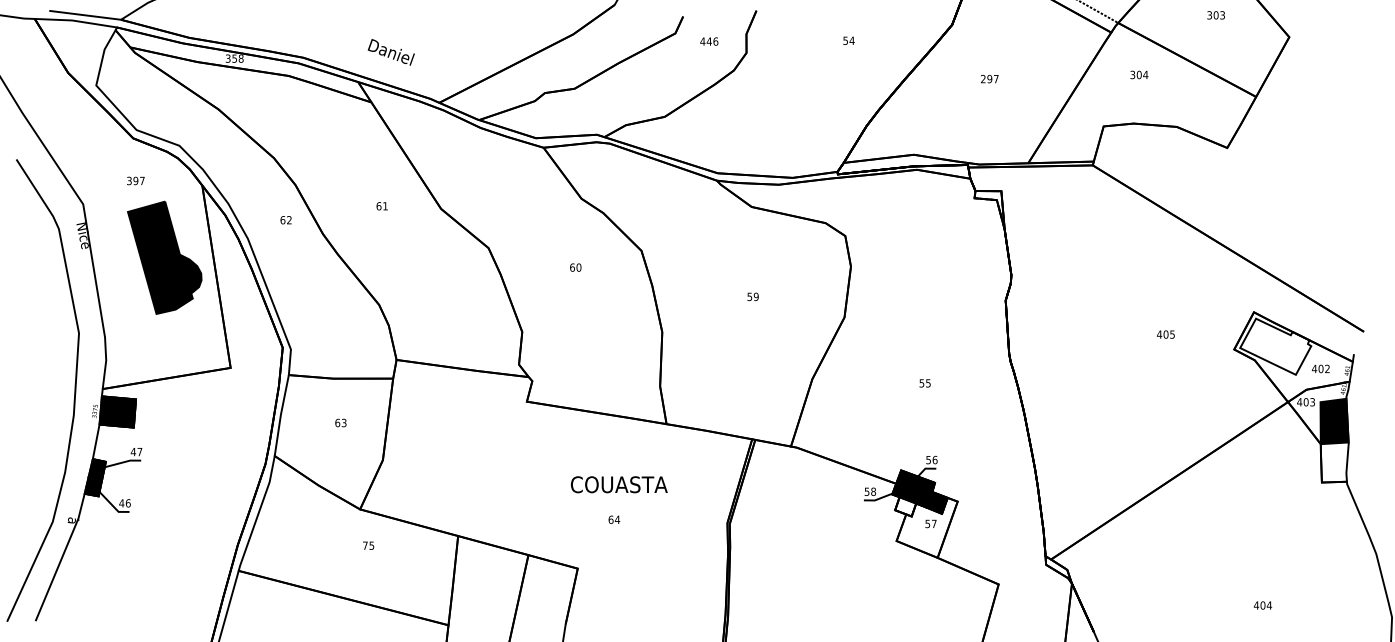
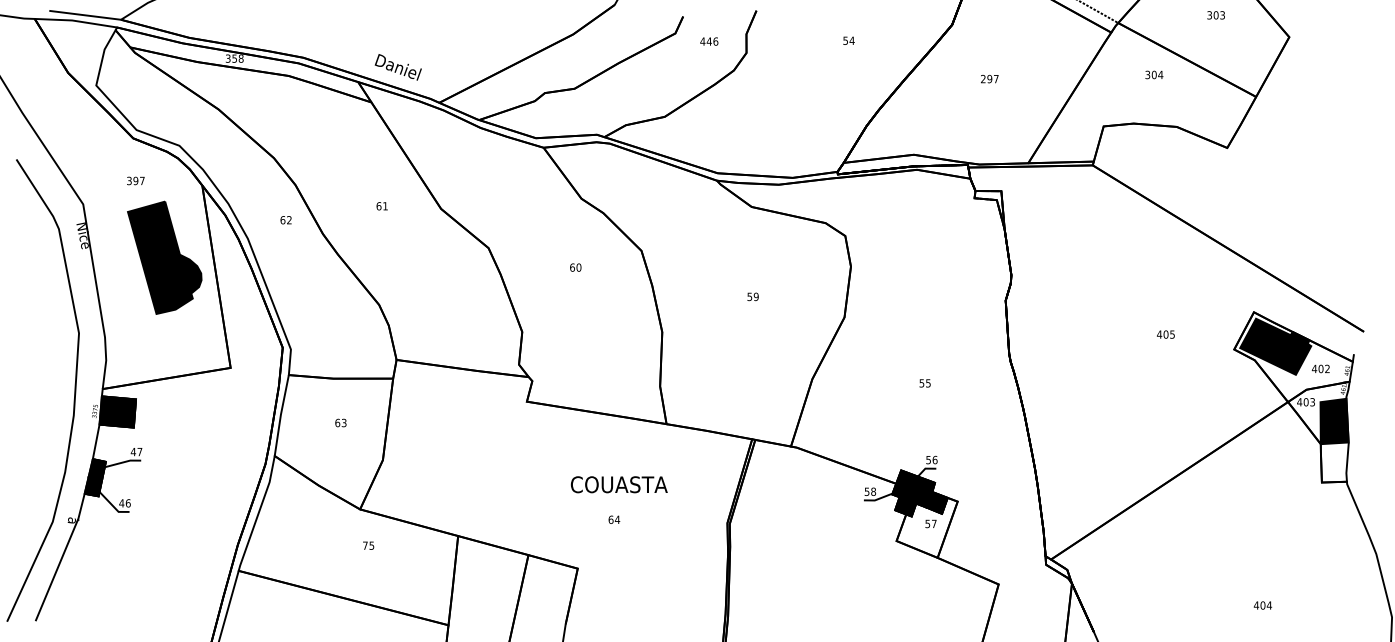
text position: (390, 52) -> (397, 67) (397, 67)
text position: (1139, 74) -> (1154, 74) (1154, 74)
fill: none -> present (1275, 346)
fill: none -> present (905, 506)
